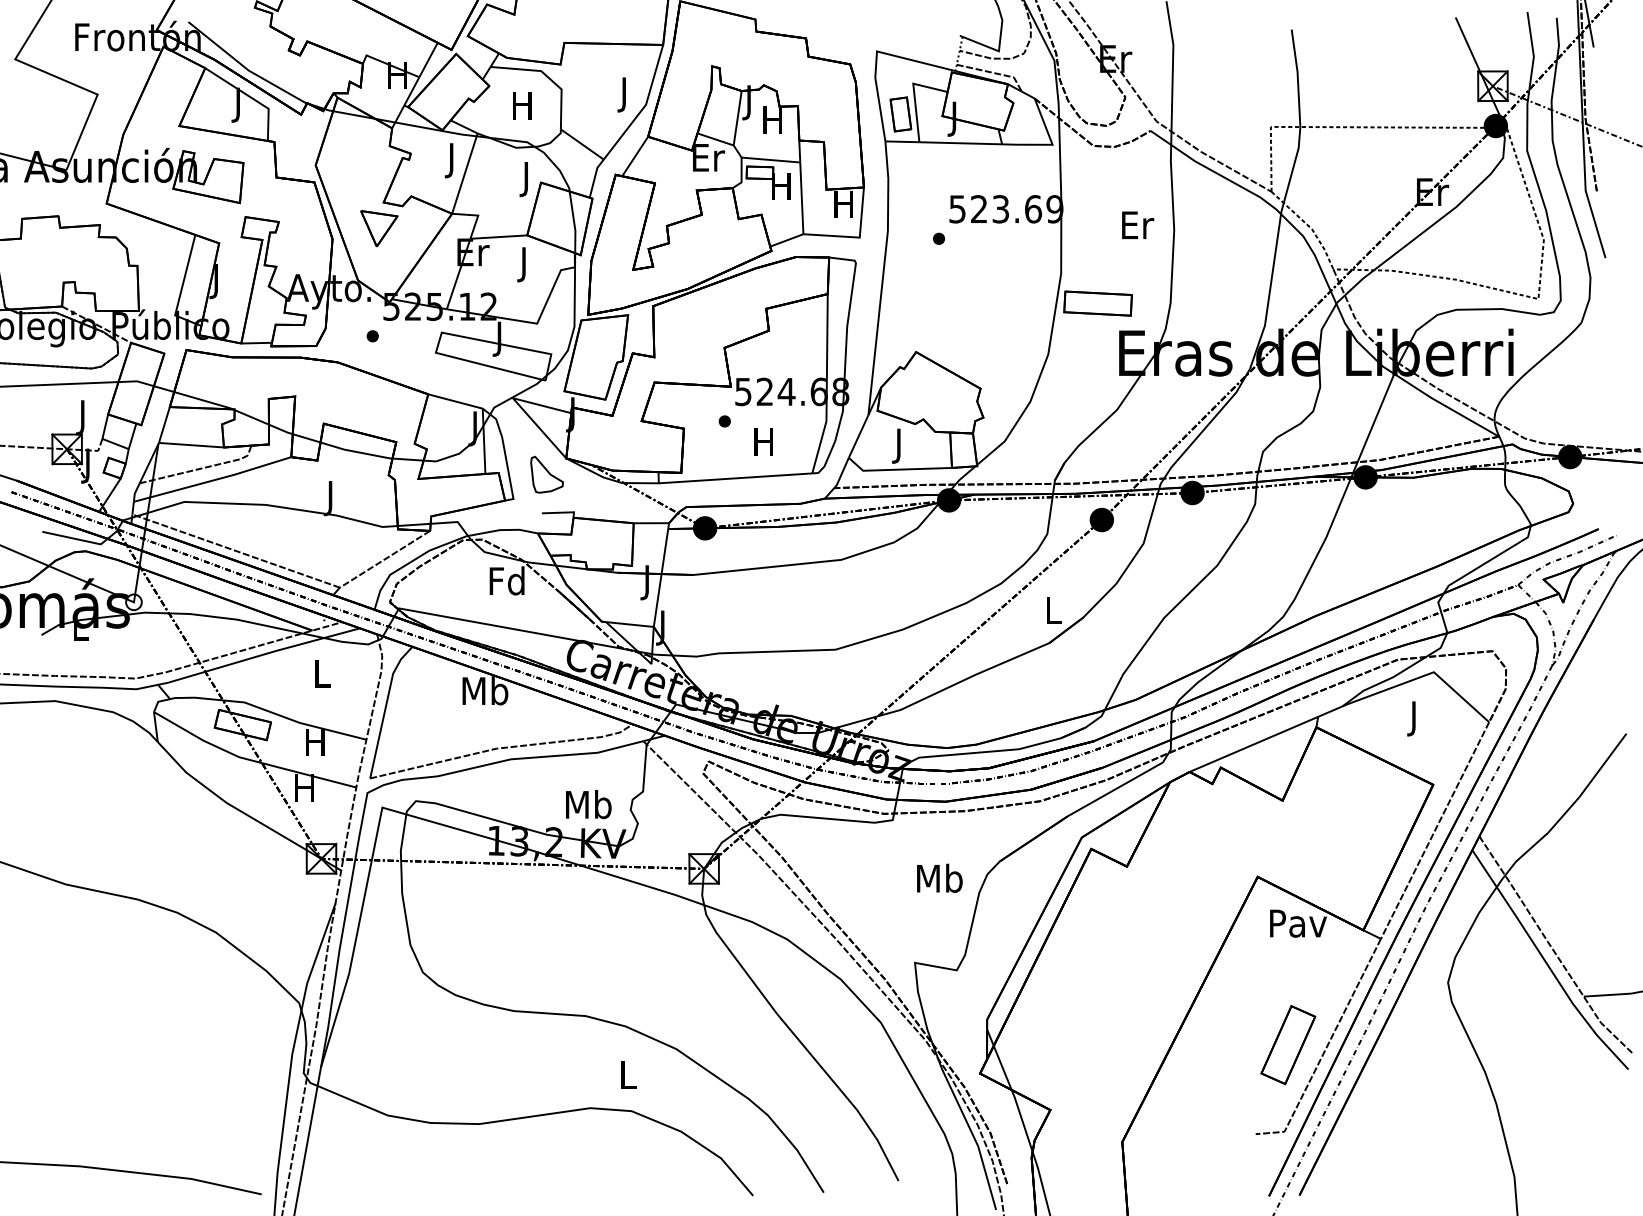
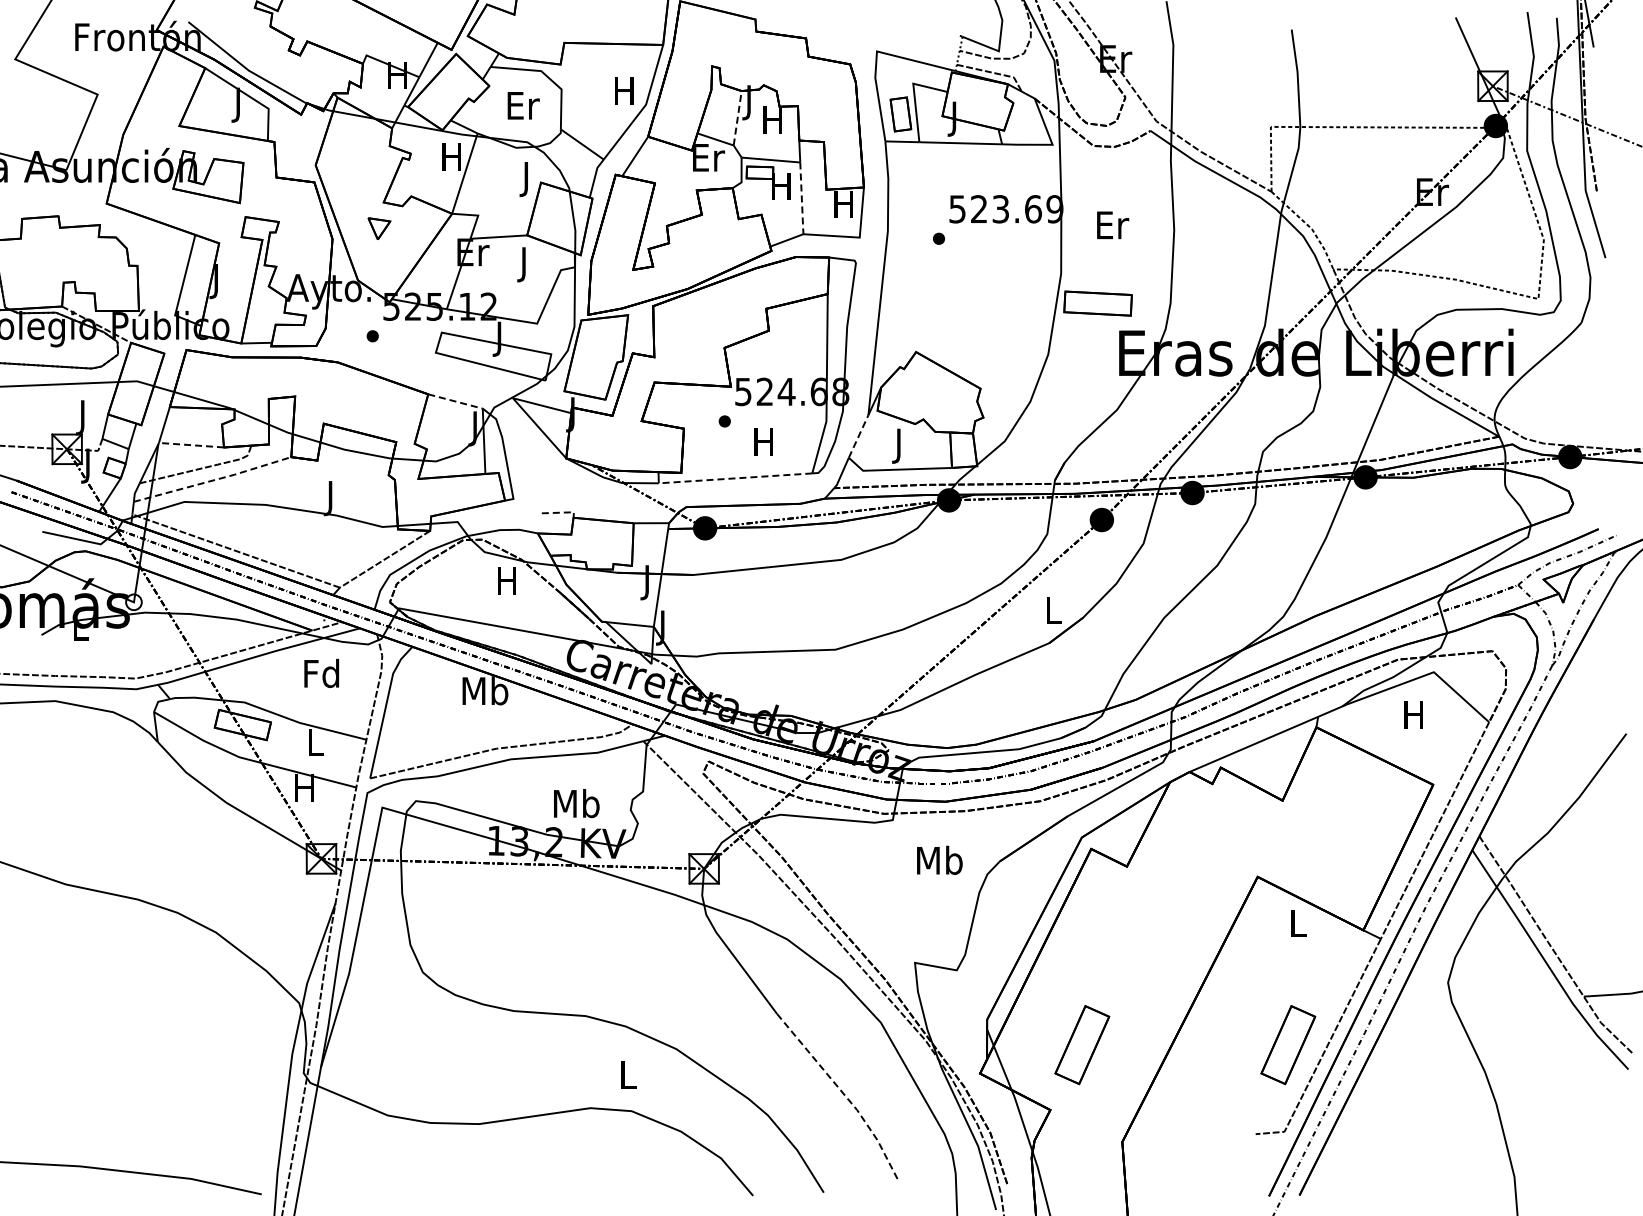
text: J -> H (624, 94)
text: H -> Er (523, 105)
line: solid -> dashed (737, 117)
text: J -> H (451, 160)
line: solid -> dashed (801, 198)
text position: (1138, 224) -> (1113, 224) (1113, 224)
part size: 39x38 px -> 25x23 px (379, 228)
line: solid -> dashed (455, 401)
line: solid -> dashed (858, 436)
line: solid -> dashed (191, 445)
part: present -> none (546, 474)
line: solid -> dashed (735, 478)
line: solid -> dashed (213, 480)
line: solid -> dashed (561, 512)
text: Fd -> H (506, 580)
text: L -> Fd (321, 673)
text: J -> H (1413, 718)
text: H -> L (315, 742)
text position: (588, 804) -> (576, 803) (576, 803)
text position: (939, 877) -> (939, 859) (939, 859)
text: Pav -> L (1298, 923)
part: none -> present (1082, 1045)
line: solid -> dashed (844, 1095)
